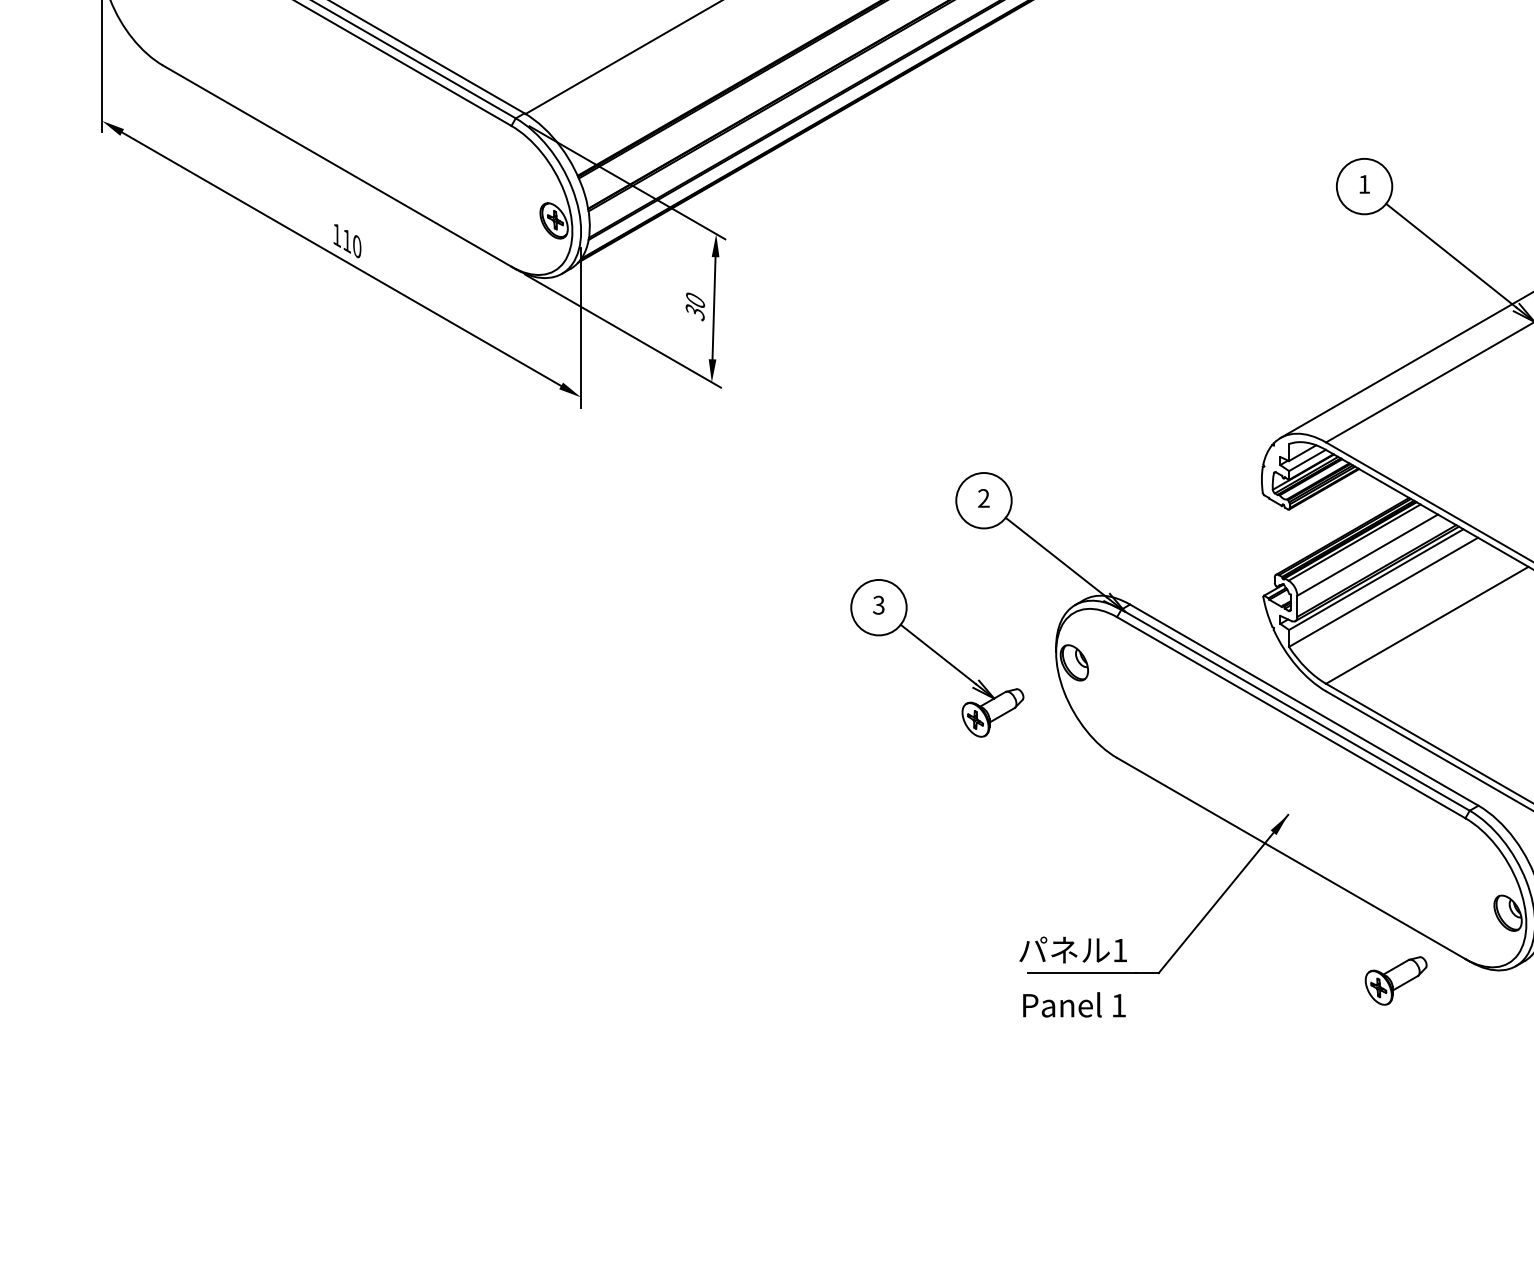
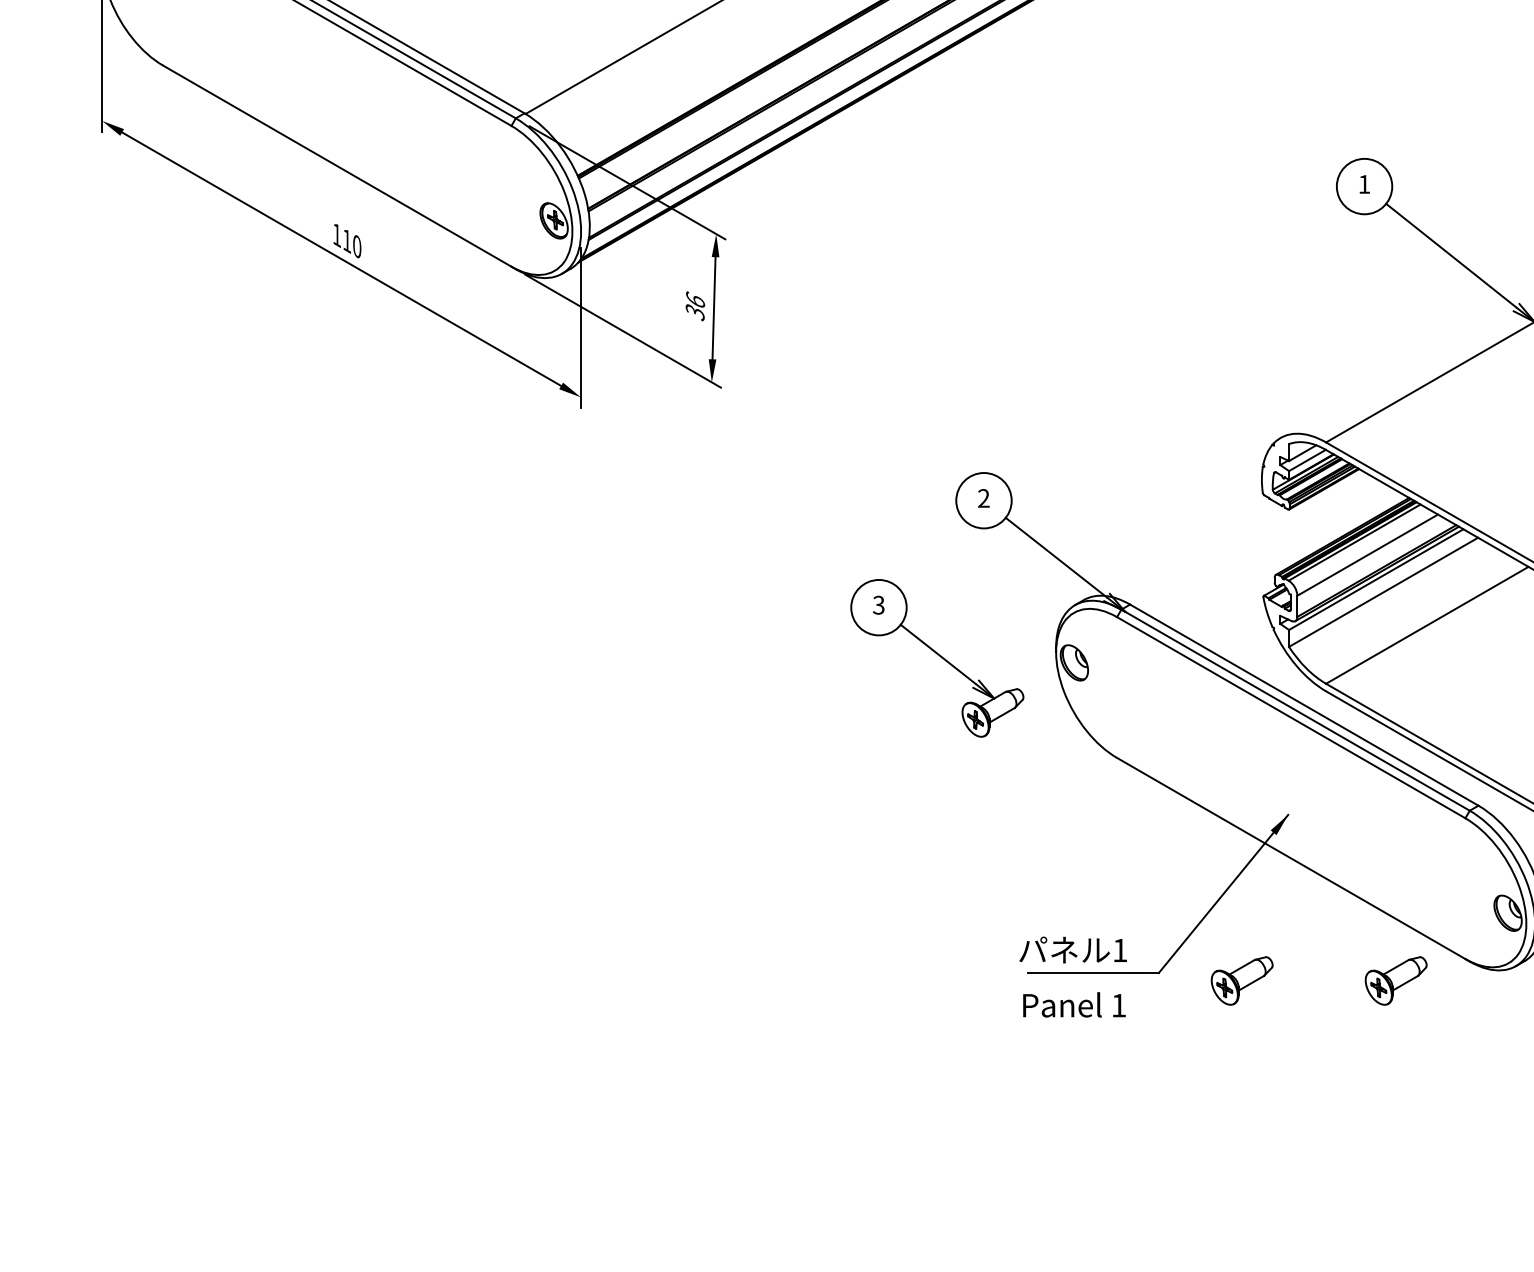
text: 30 -> 36 (695, 299)
line: present -> none (1405, 365)
part: none -> present (1241, 980)
